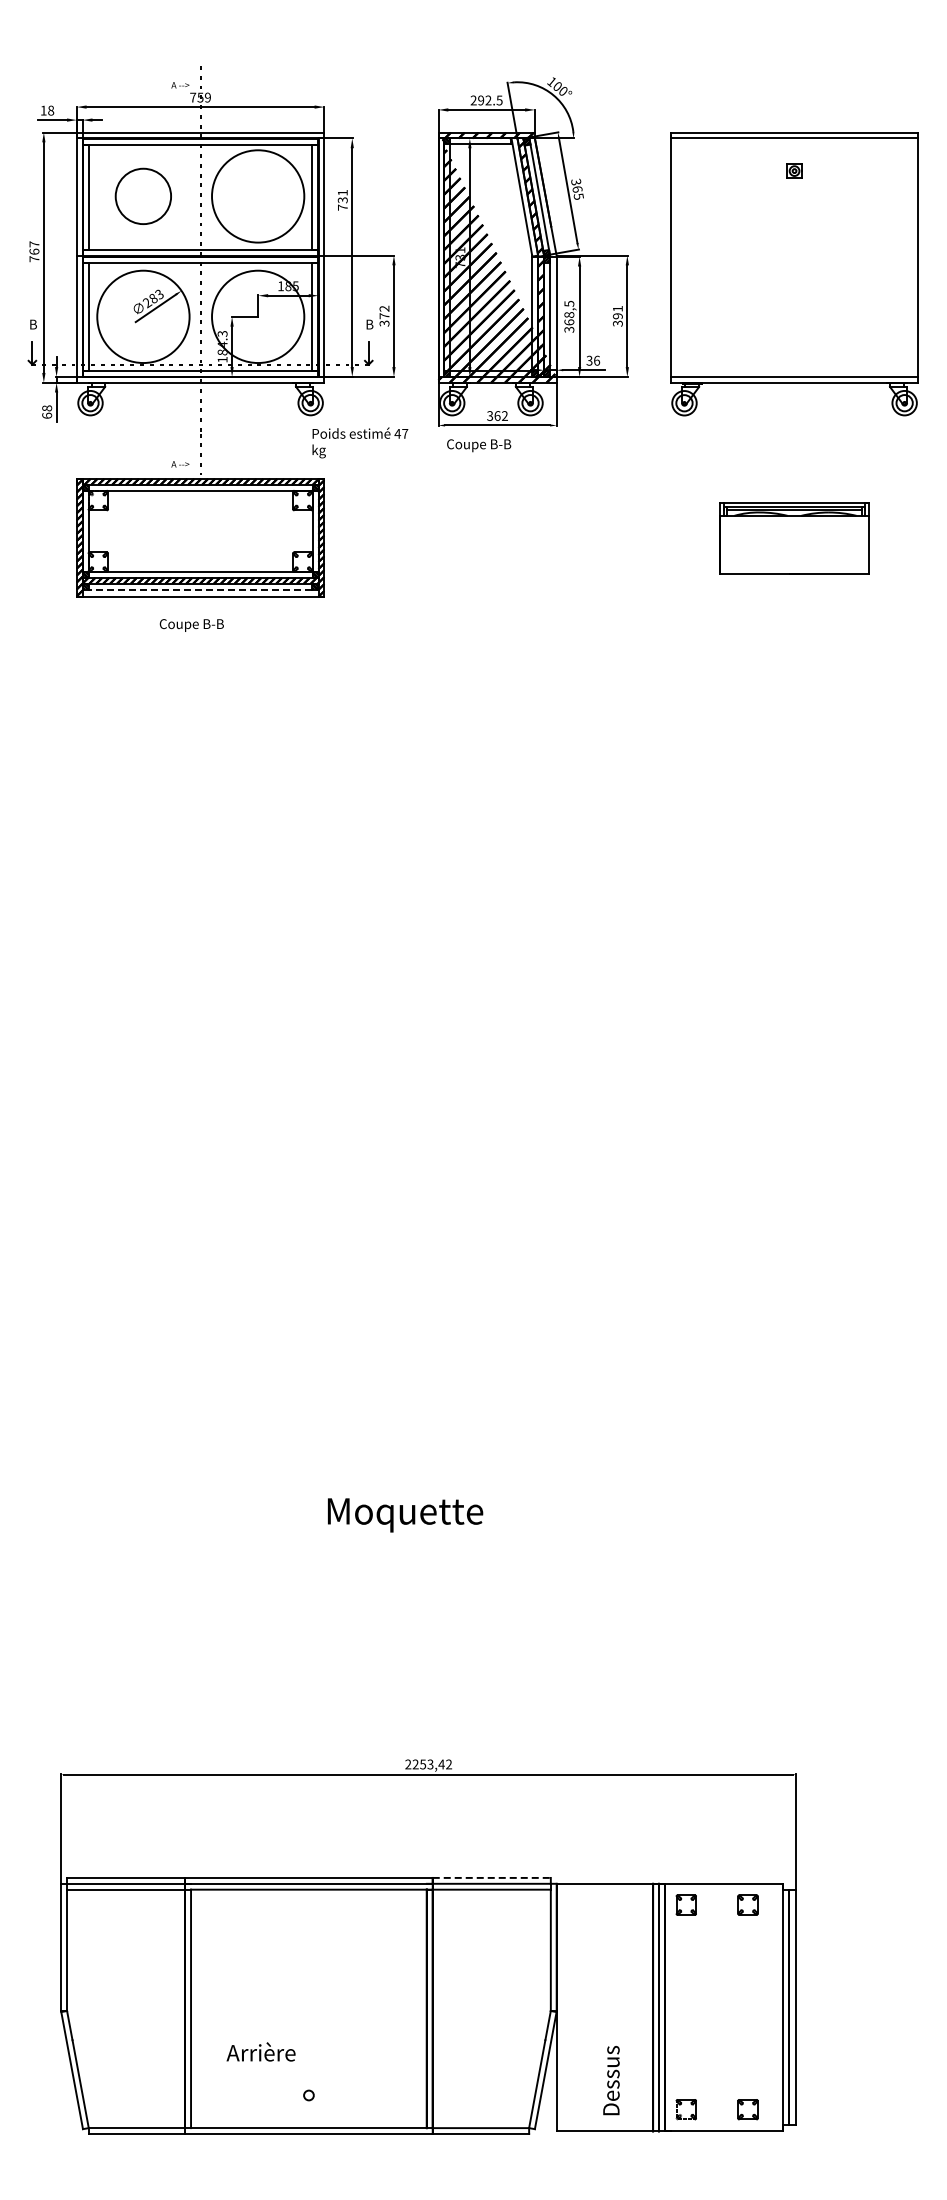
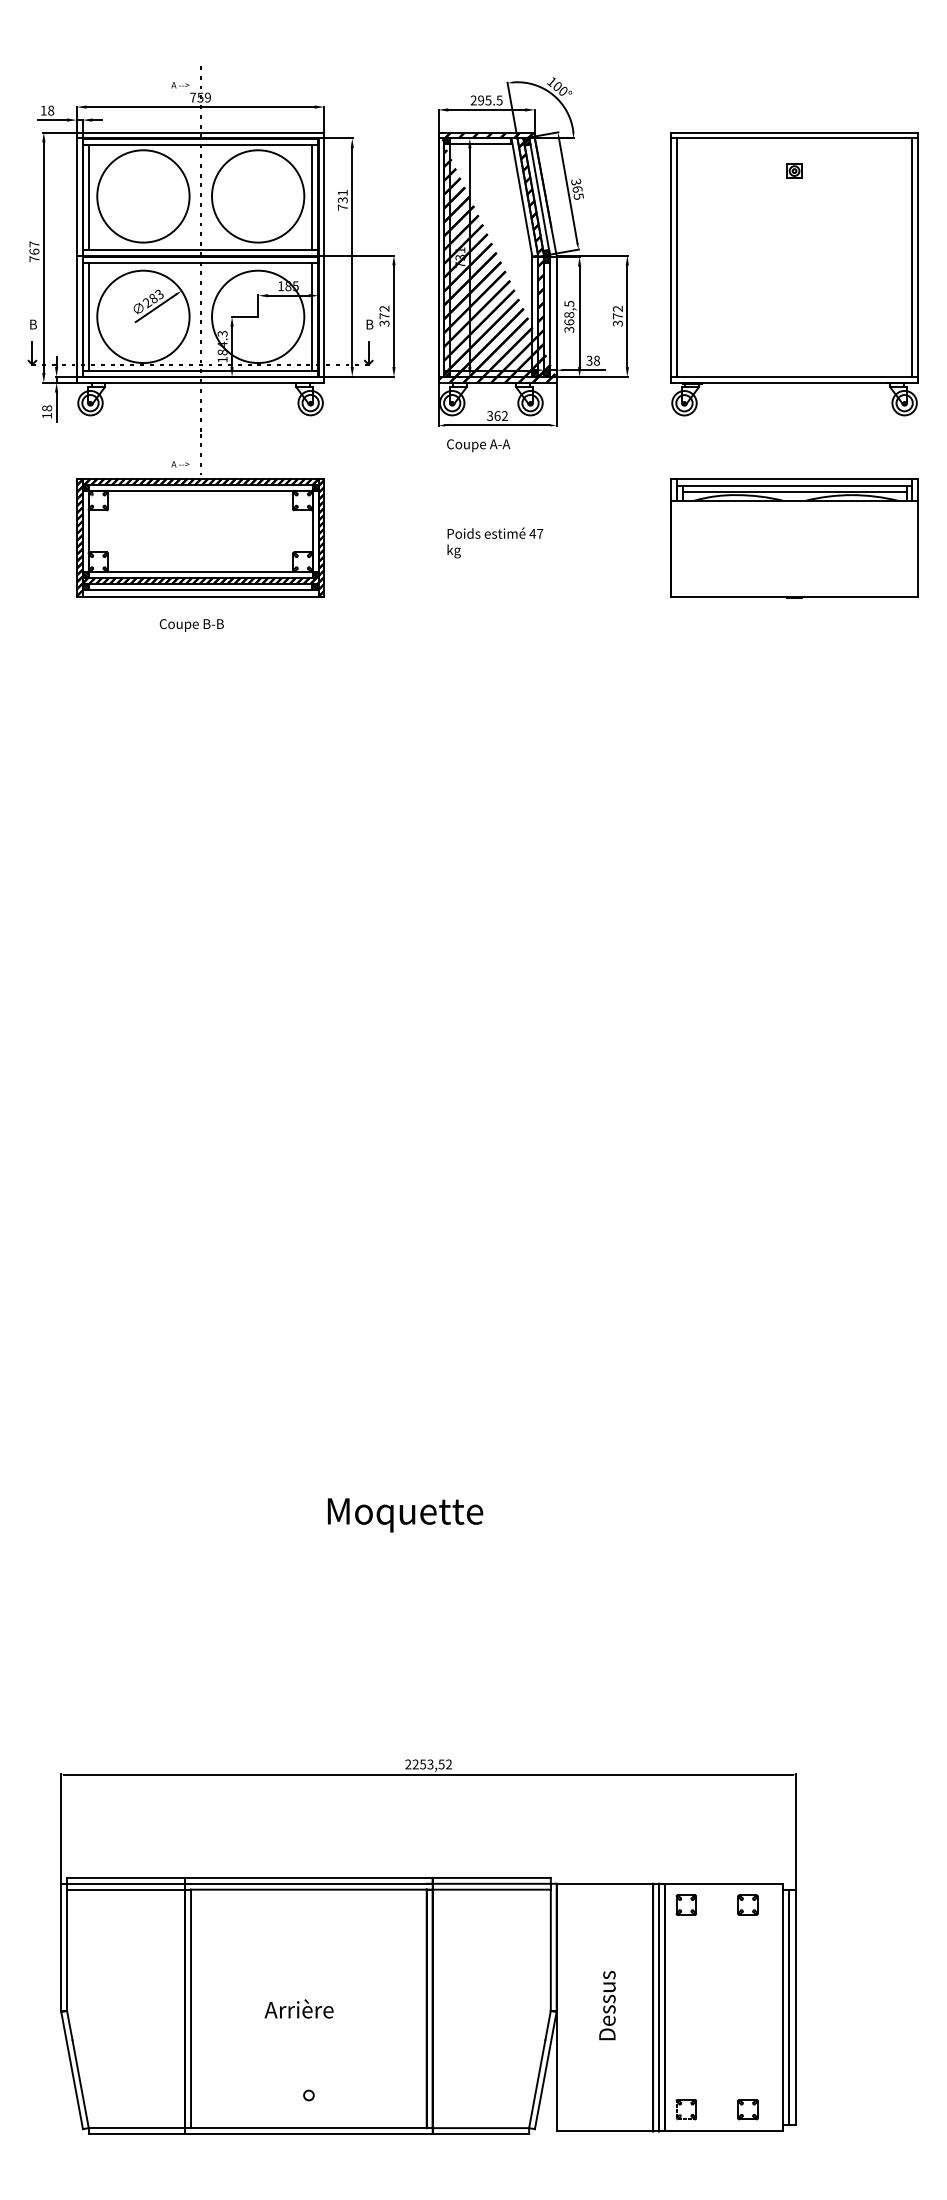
text: 292.5 -> 295.5 (488, 100)
circle diameter: 55 px -> 92 px (143, 196)
line: none -> present (676, 257)
line: none -> present (912, 257)
text: 391 -> 372 (617, 312)
text: 36 -> 38 (597, 360)
text: 68 -> 18 (47, 415)
text position: (360, 442) -> (495, 542) (495, 542)
text: Coupe B-B -> Coupe A-A (500, 444)
part size: 151x73 px -> 249x121 px (794, 538)
line: dashed -> solid (200, 589)
text: 2253,42 -> 2253,52 (441, 1764)
line: dashed -> solid (492, 1877)
text position: (260, 2051) -> (298, 2008) (298, 2008)
text position: (611, 2080) -> (607, 2005) (607, 2005)
